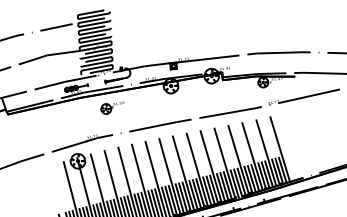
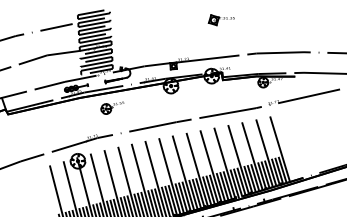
part: none -> present (220, 20)
line: none -> present (56, 189)
